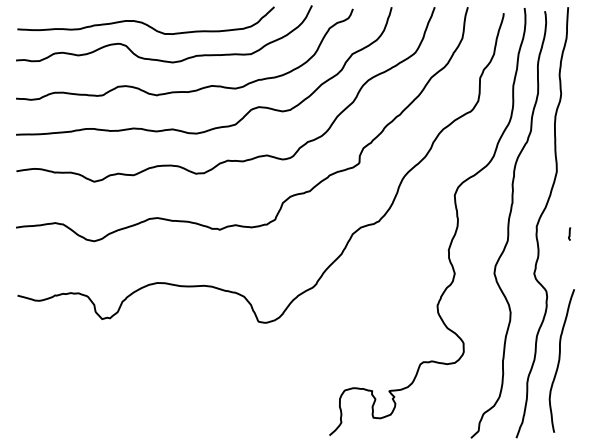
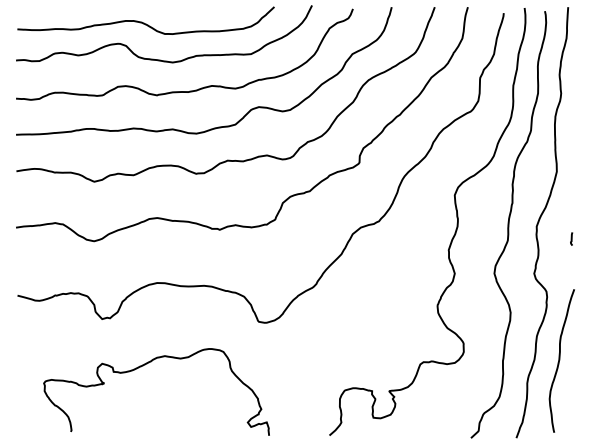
curve position: (569, 233) -> (571, 238) (571, 238)
curve: none -> present (143, 366)
